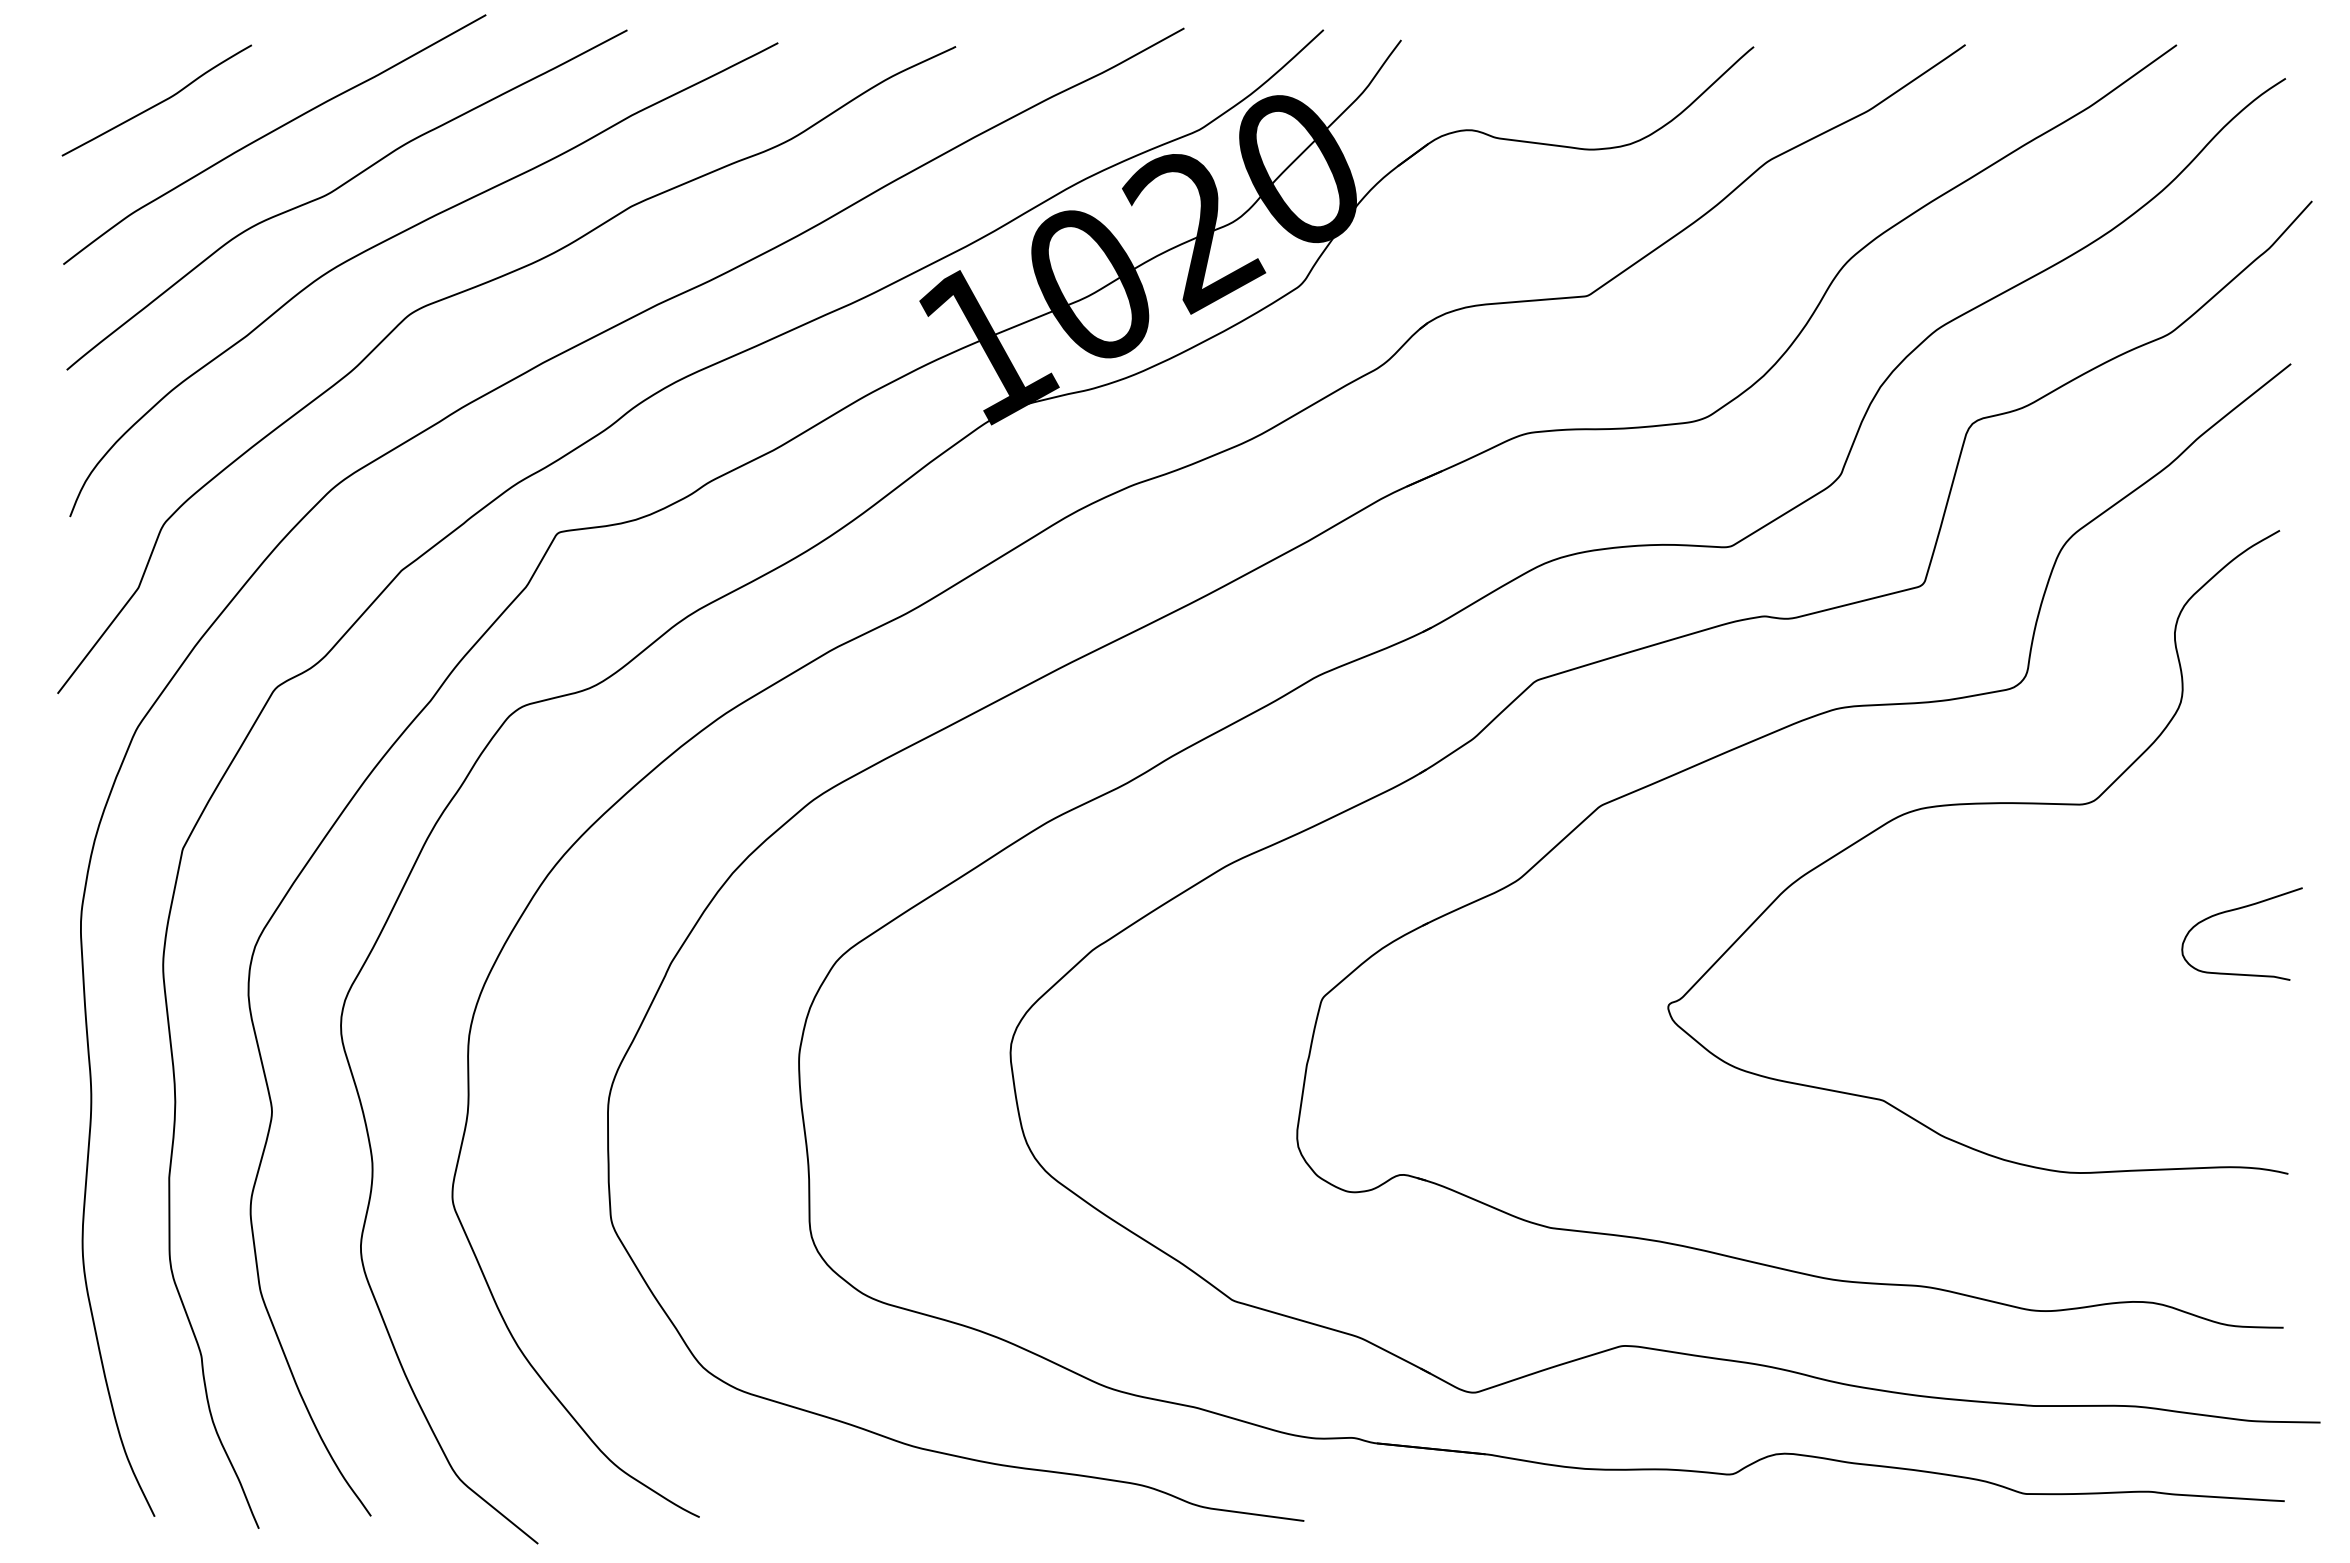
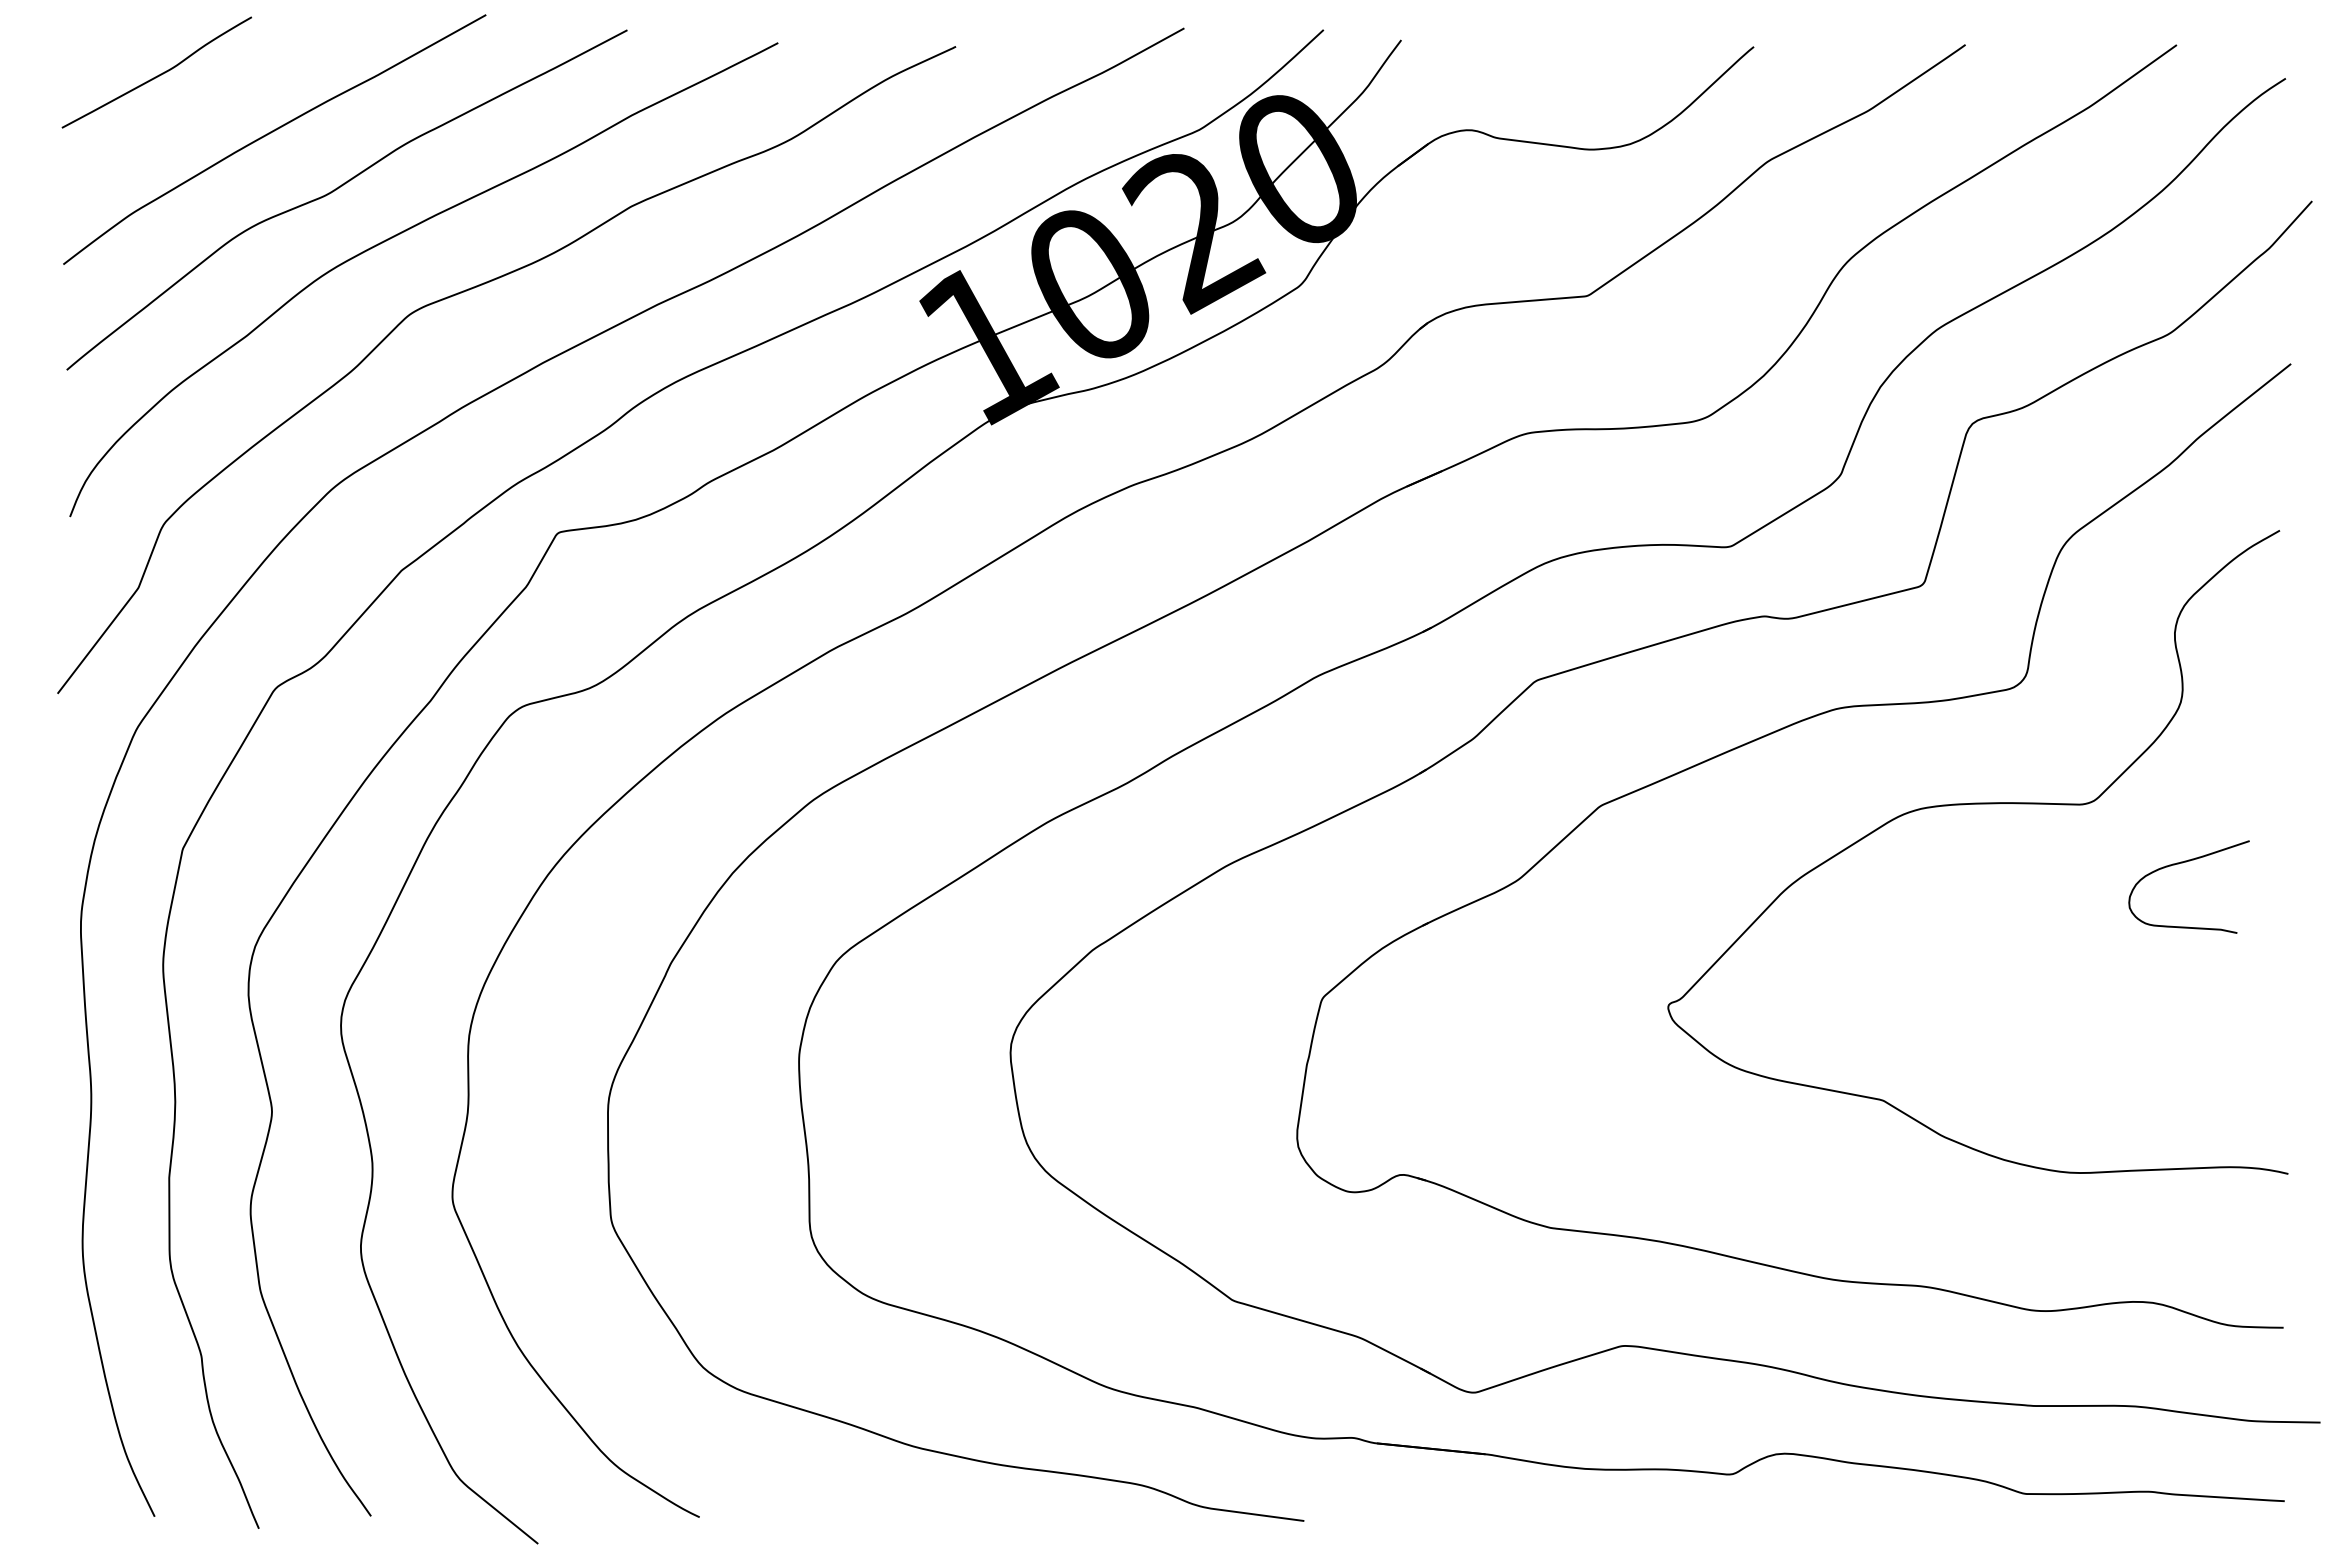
curve position: (158, 102) -> (158, 74) (158, 74)
curve position: (2235, 910) -> (2182, 863) (2182, 863)
